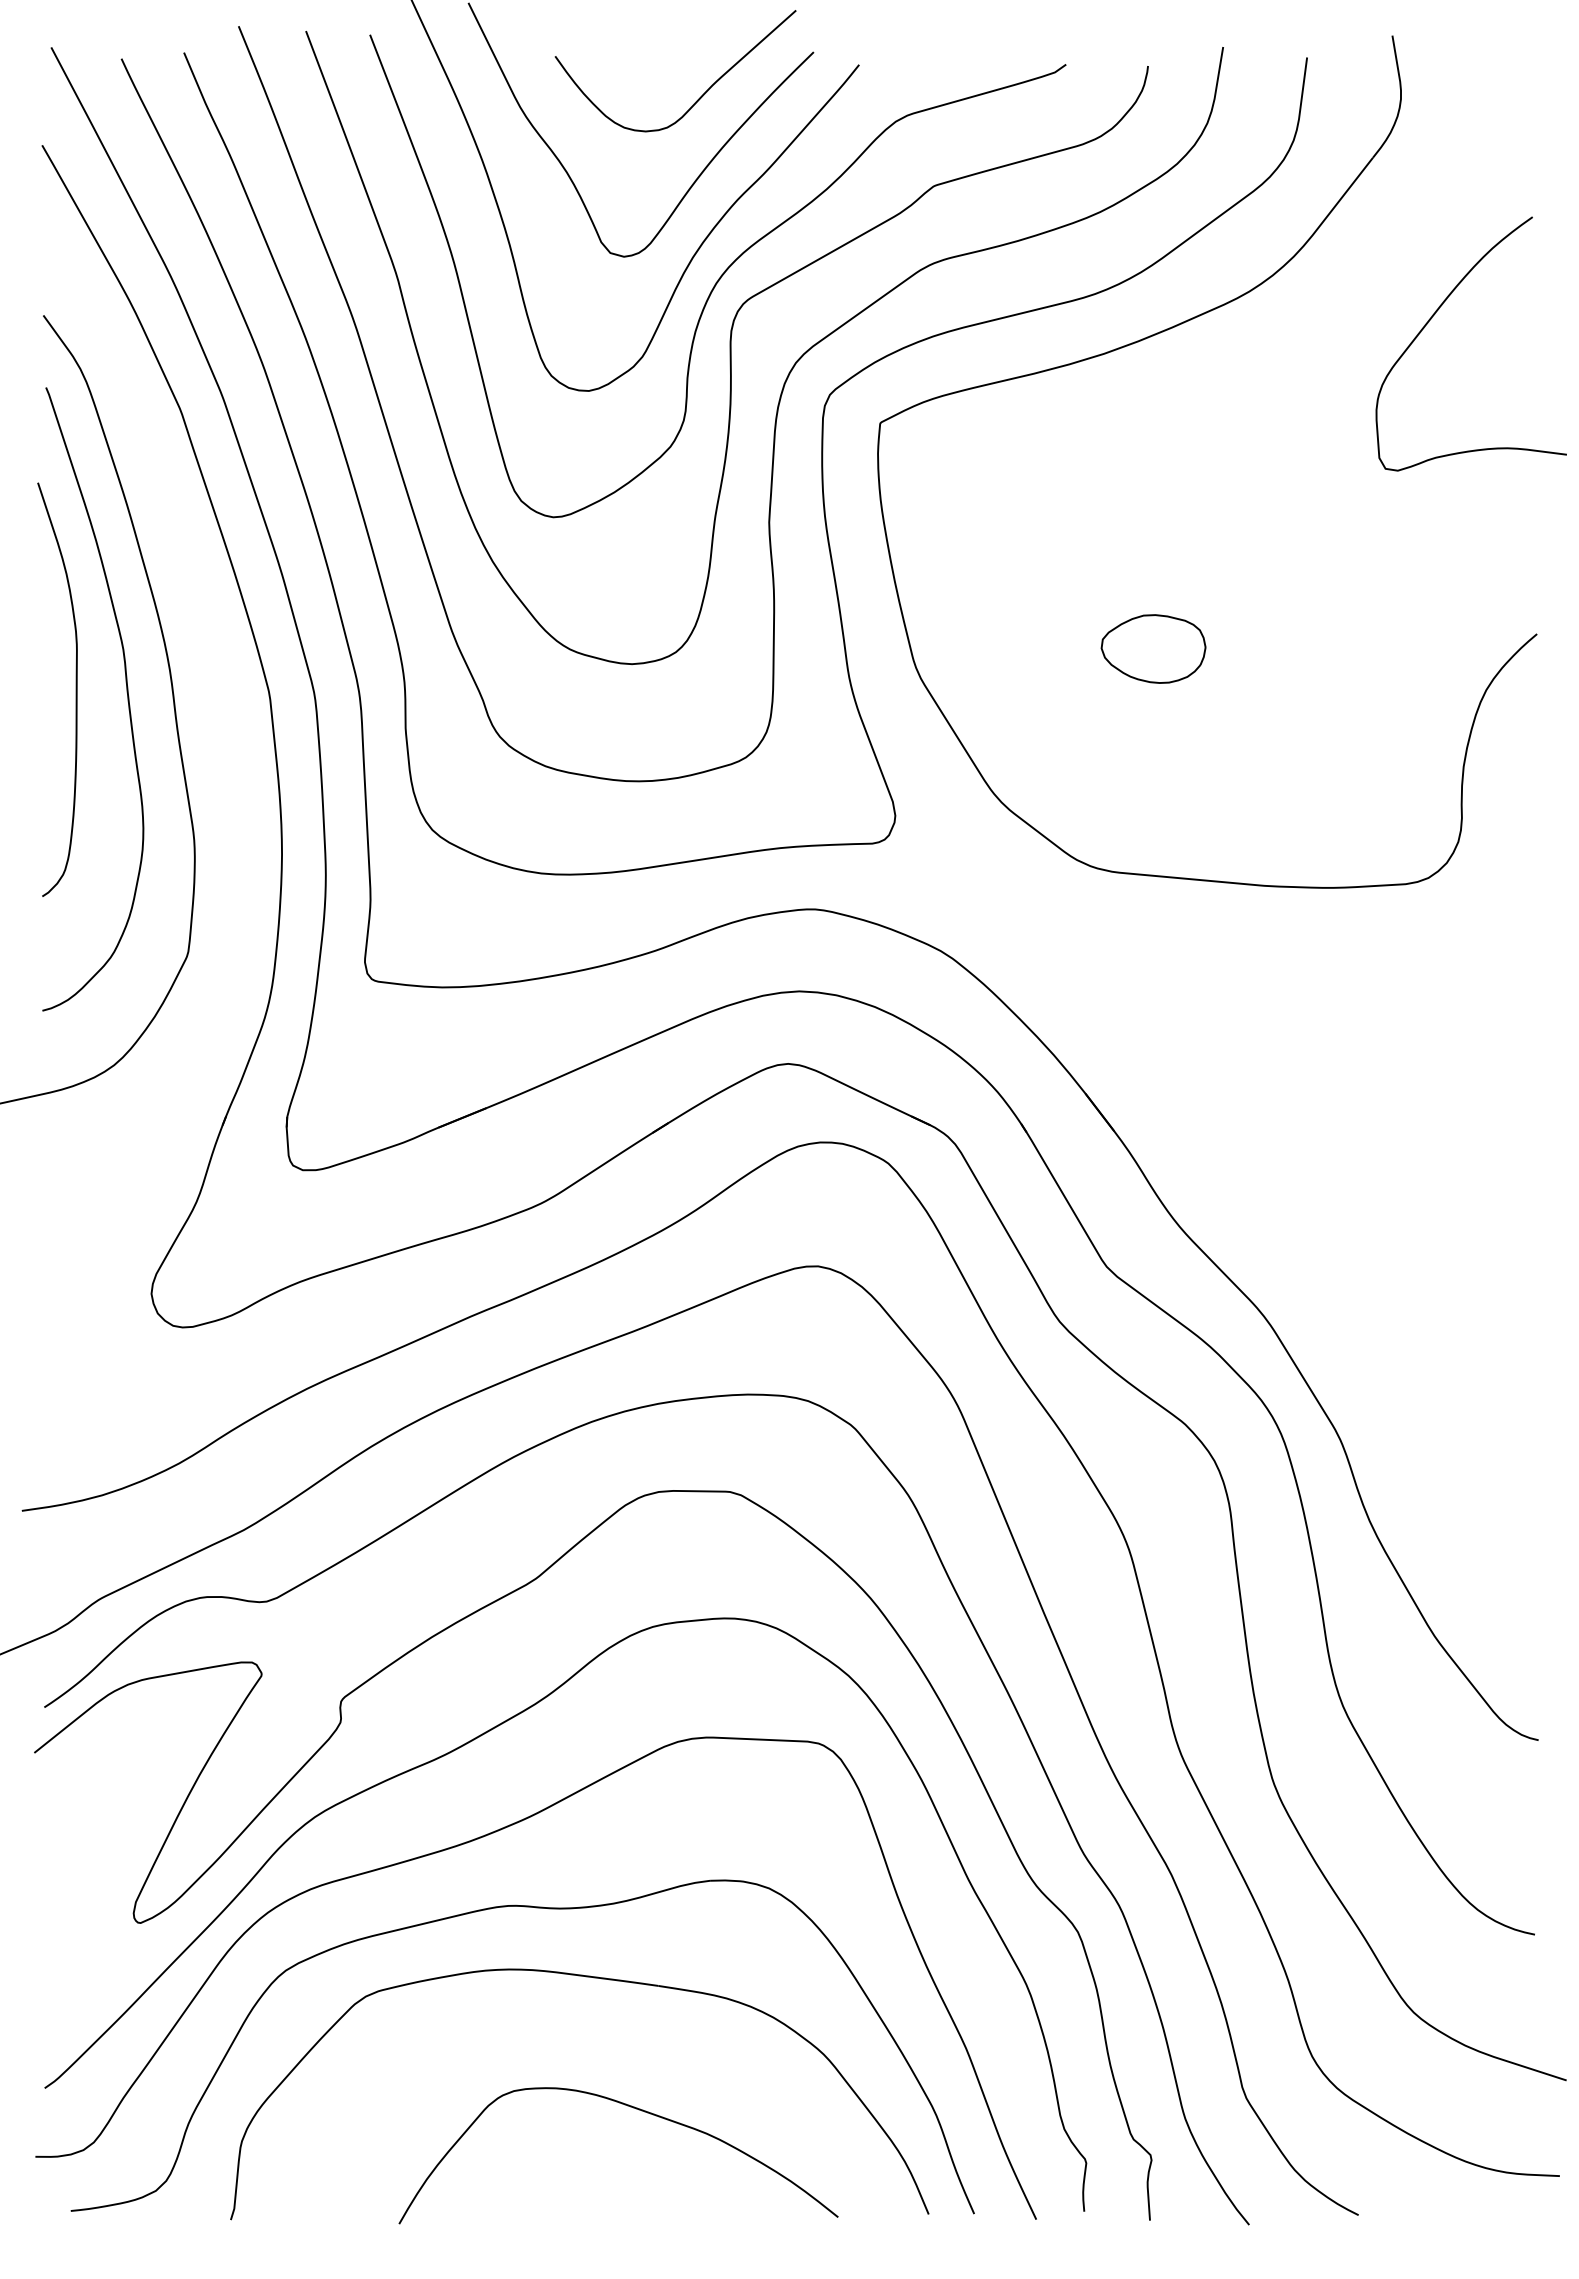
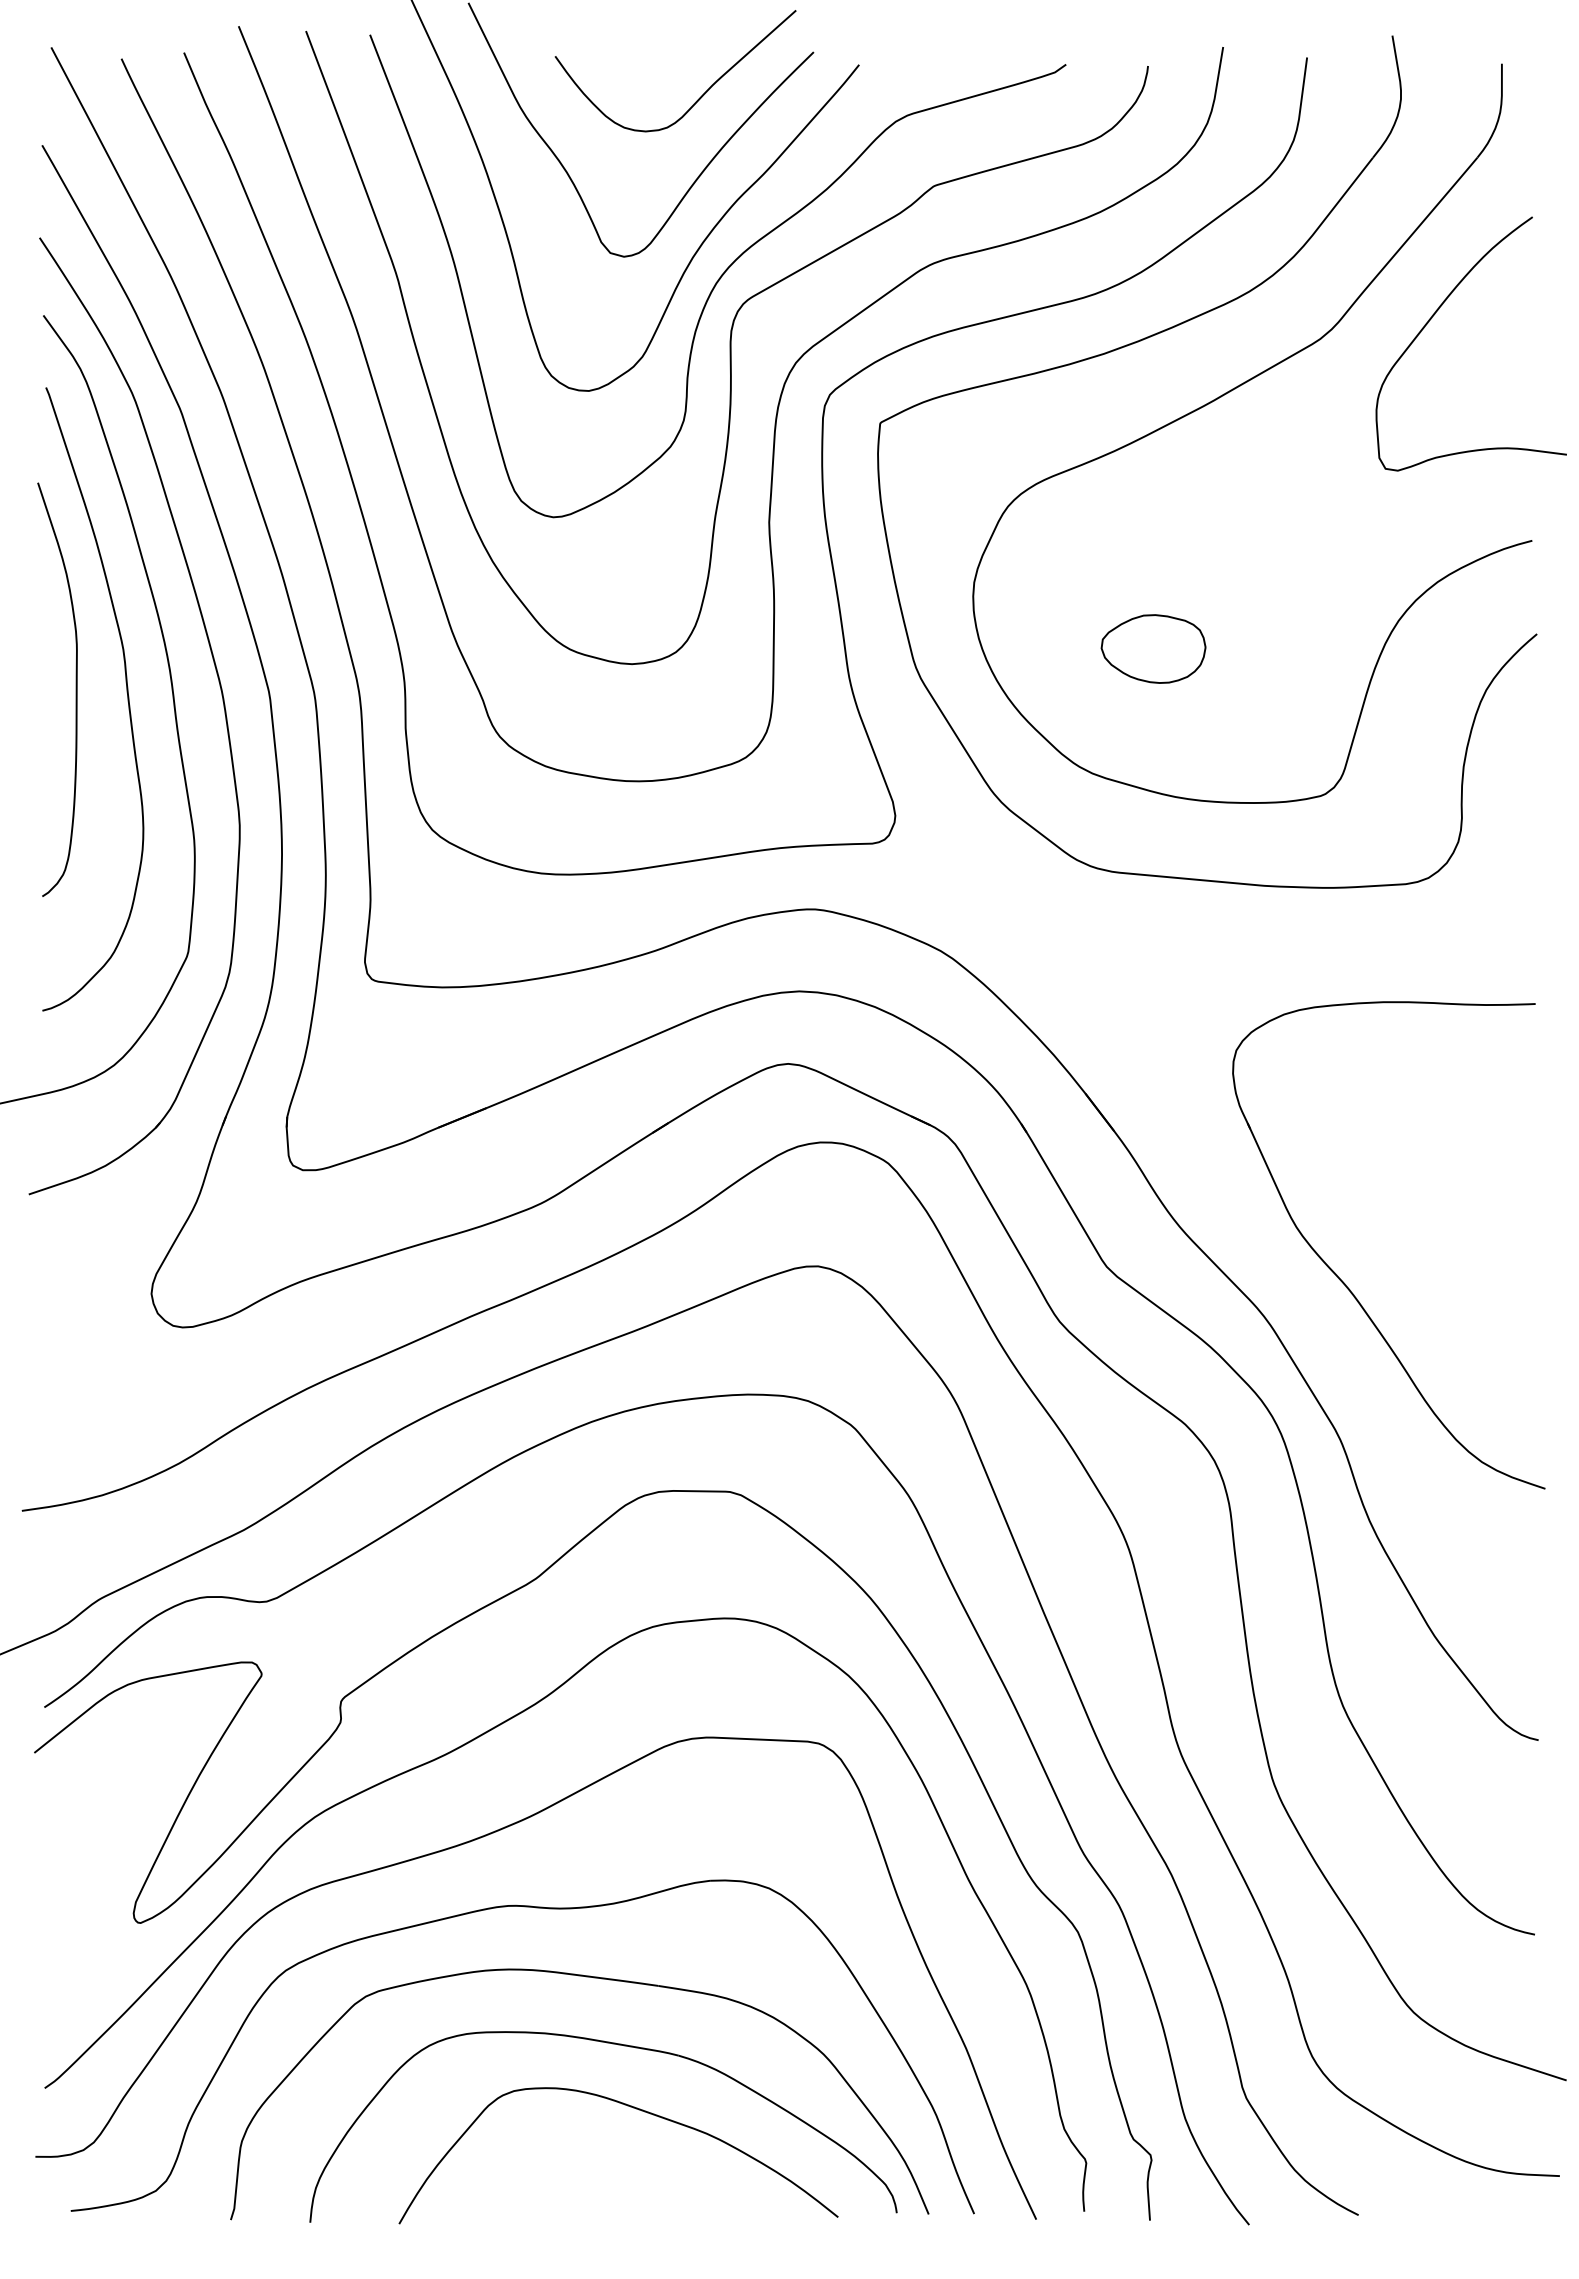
part: none -> present (1228, 393)
part: none -> present (222, 701)
part: none -> present (1345, 1283)
part: none -> present (618, 2045)
